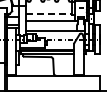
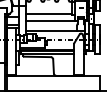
line: dashed -> solid (48, 13)
